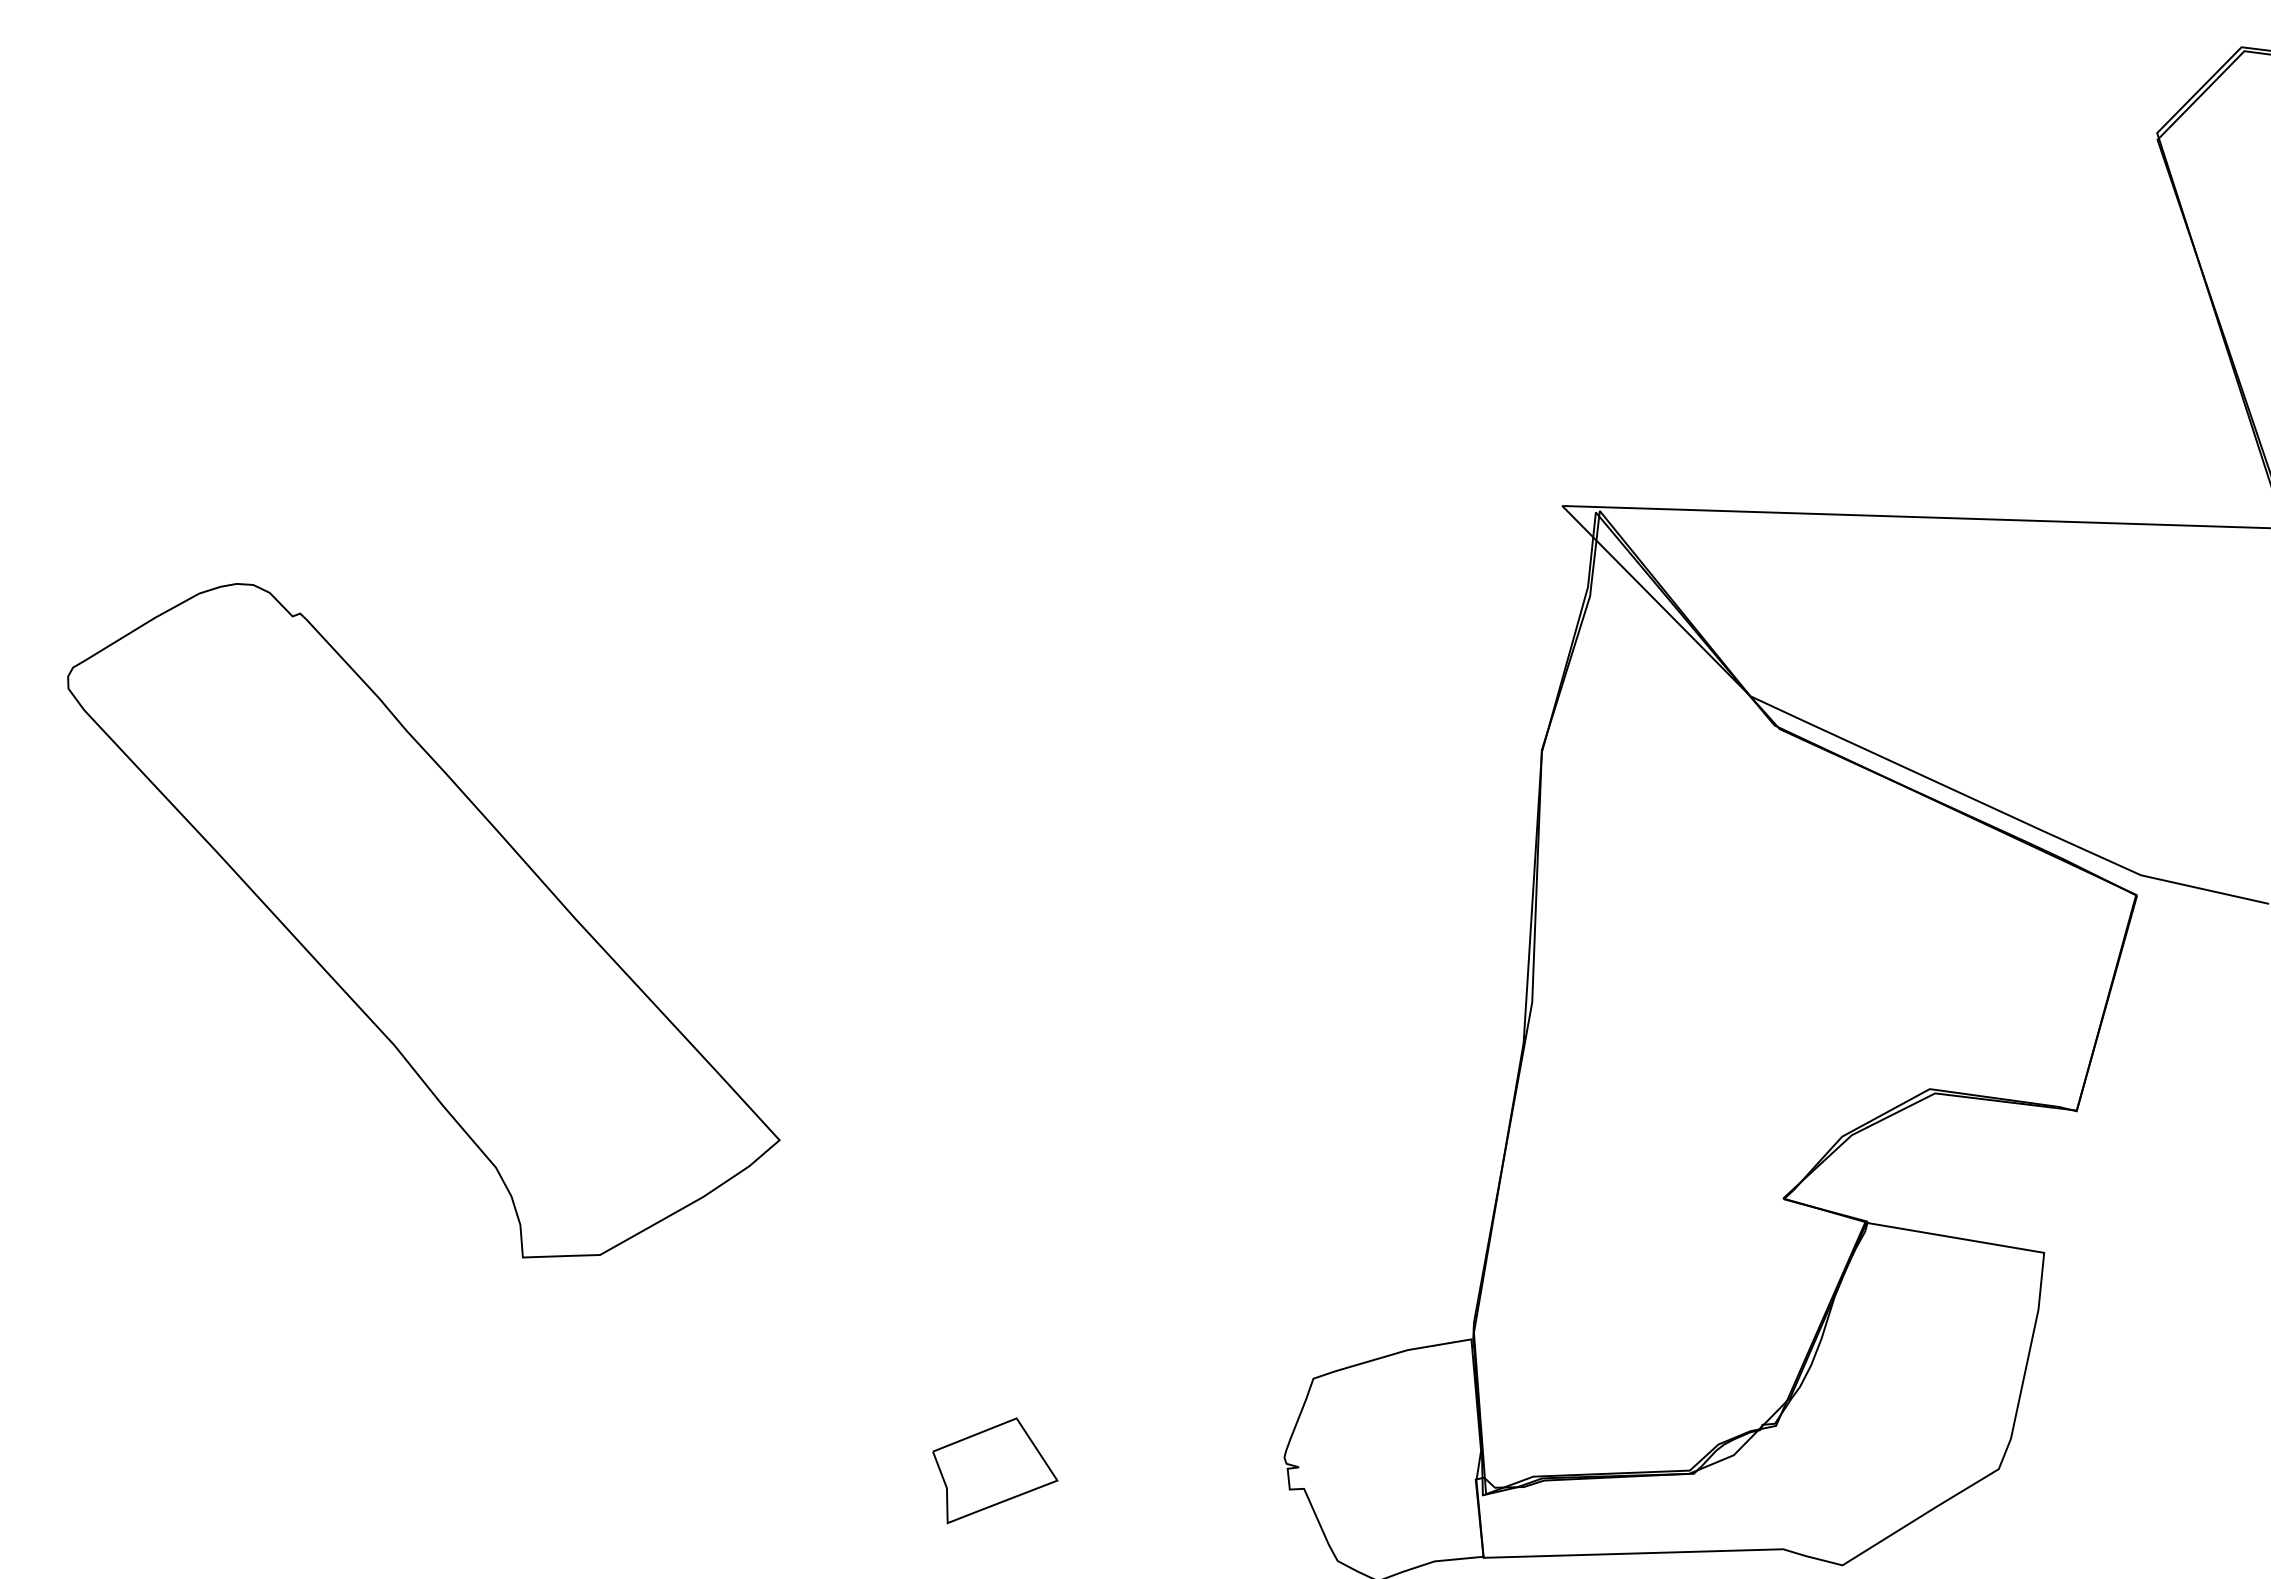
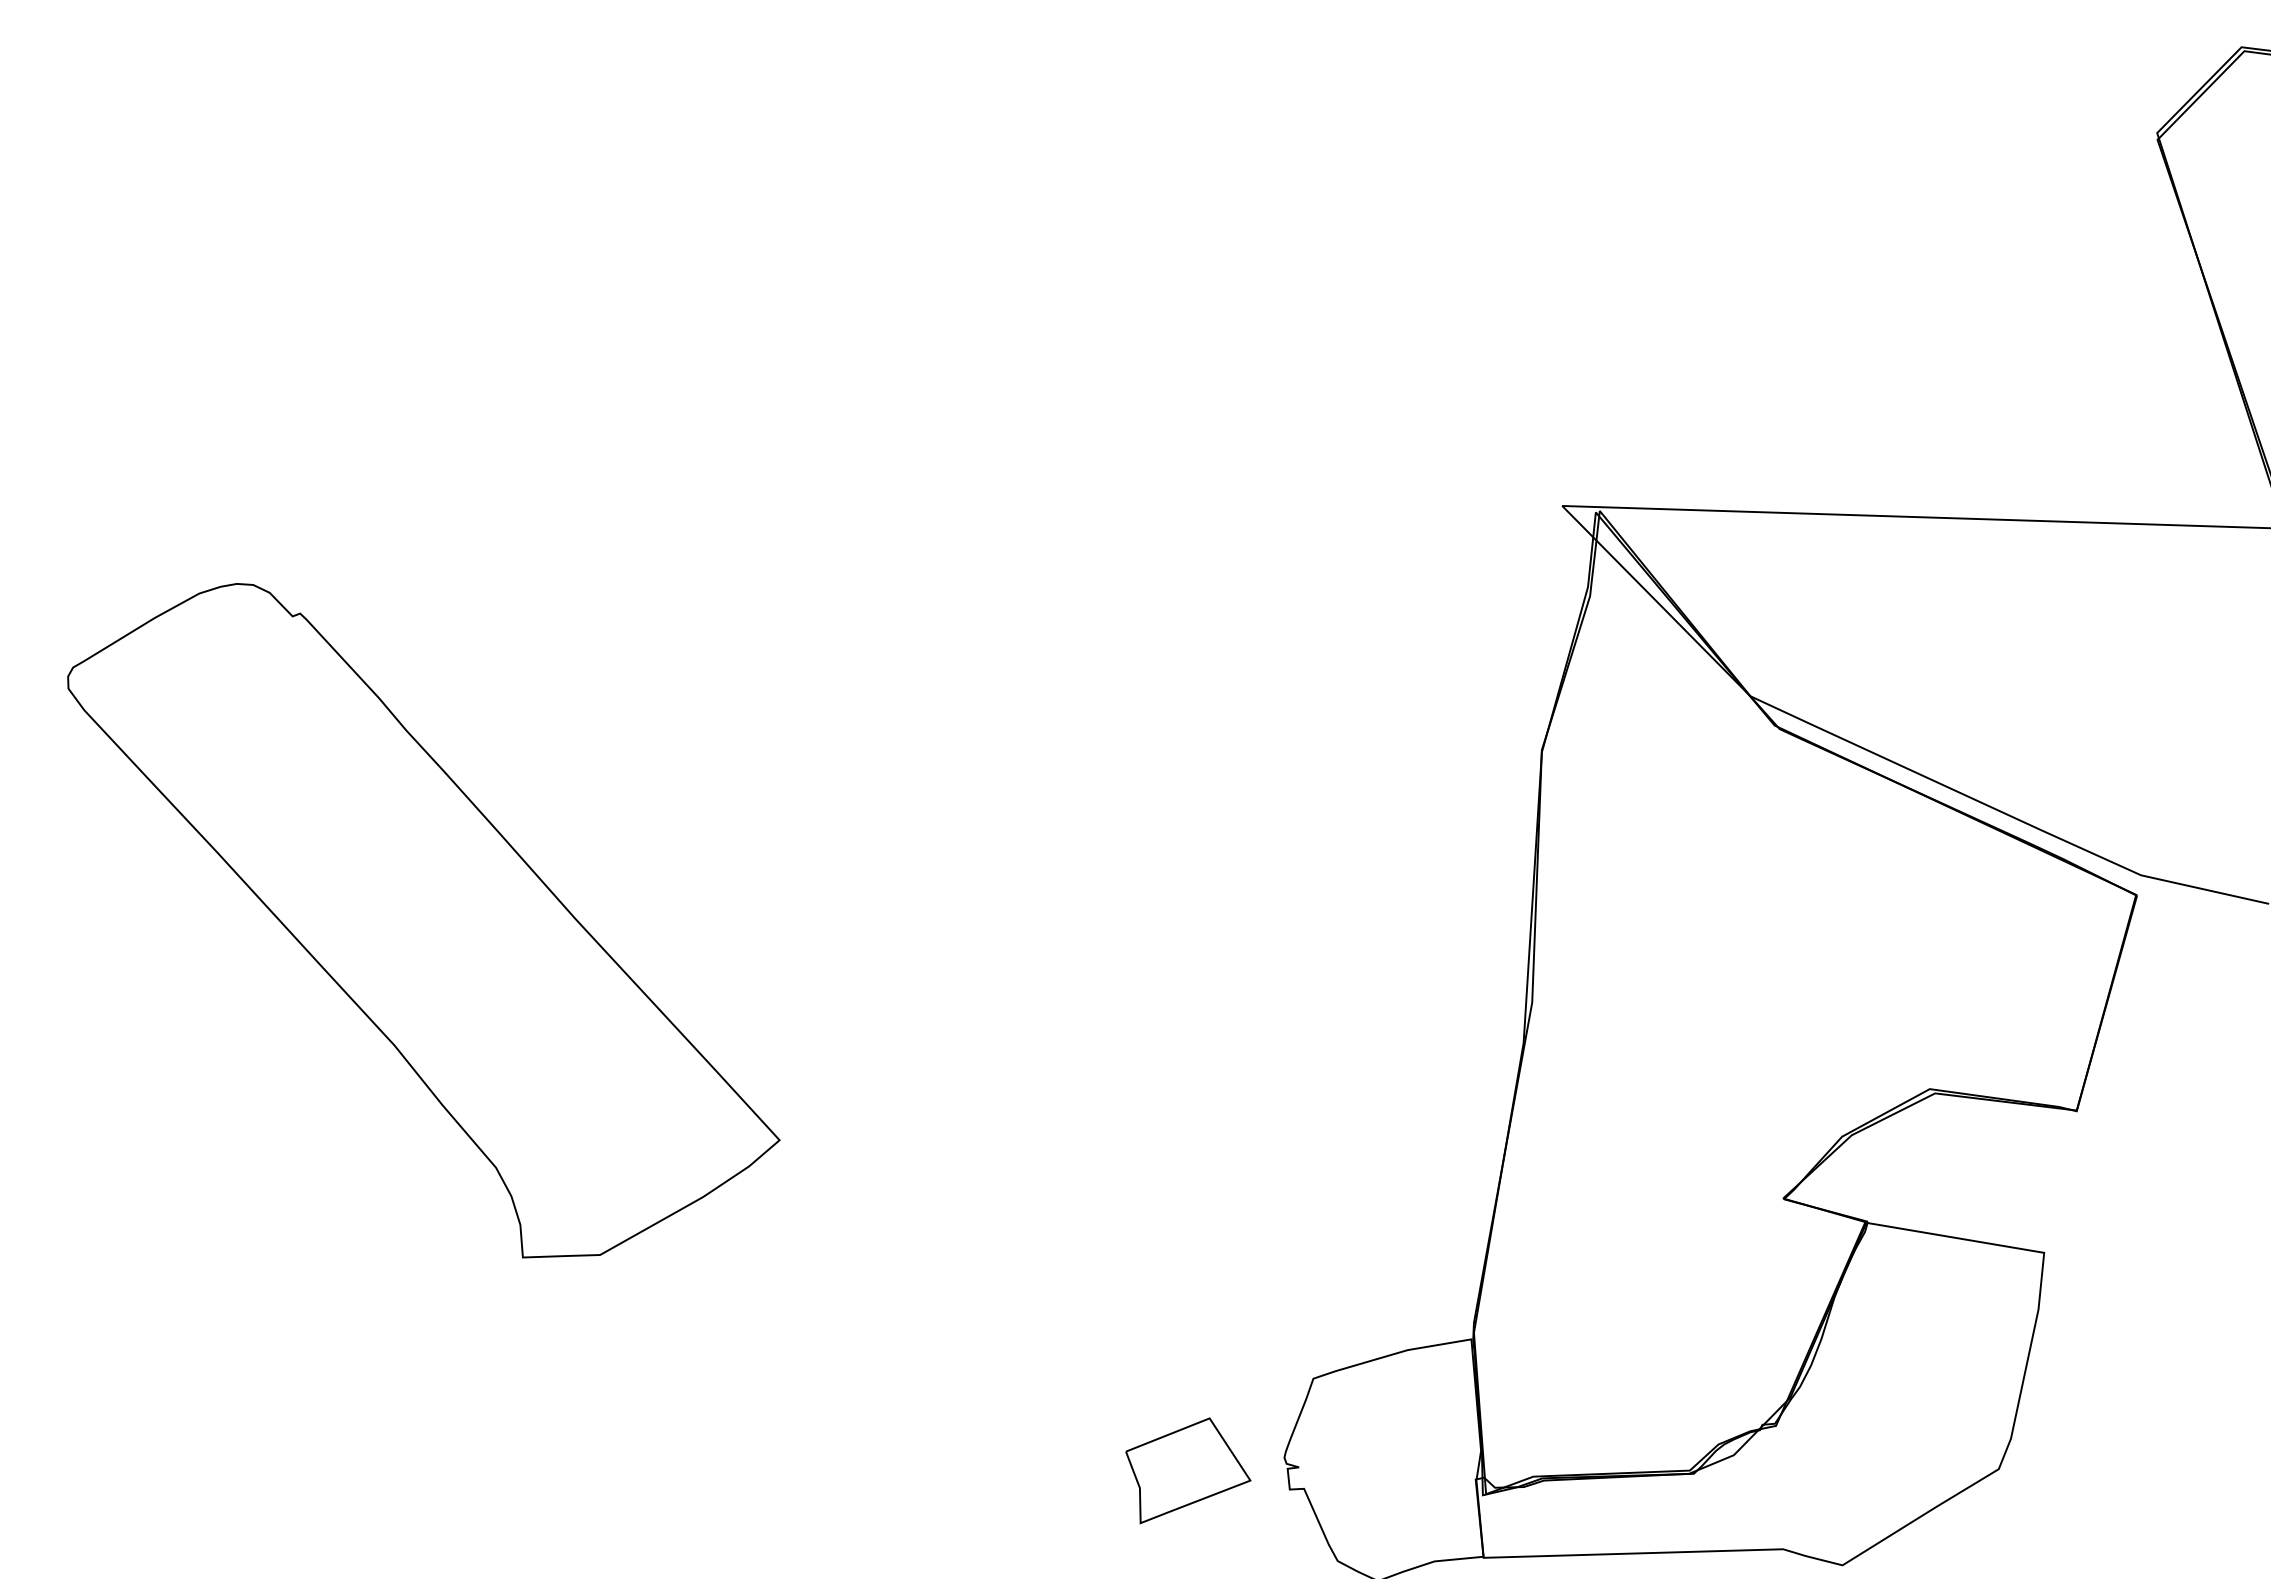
part position: (995, 1470) -> (1188, 1470) (1188, 1470)
